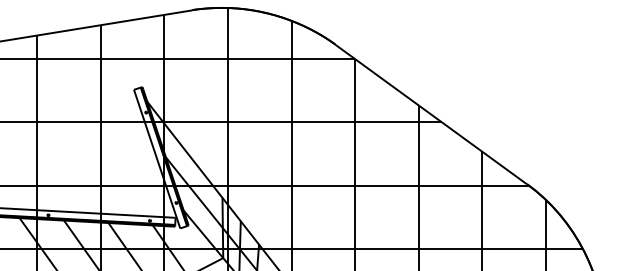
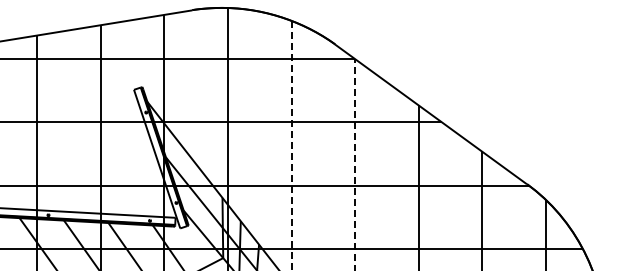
line: solid -> dashed (291, 145)
line: solid -> dashed (355, 164)
